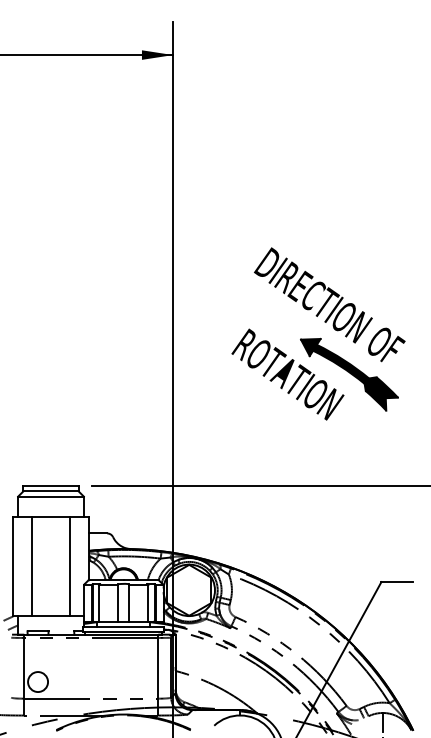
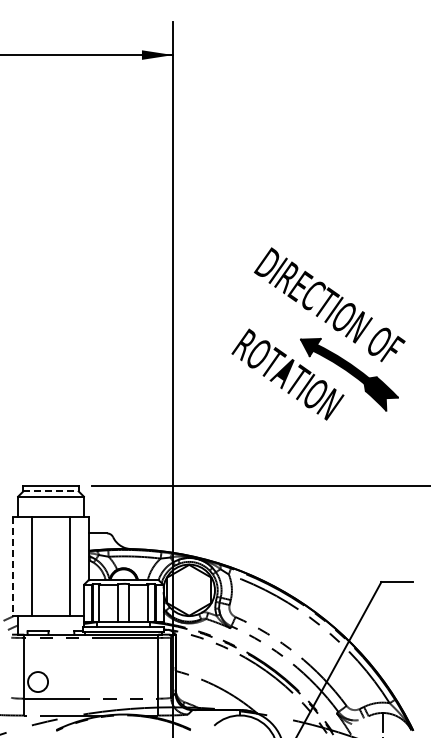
line: solid -> dashed (51, 491)
line: solid -> dashed (12, 566)
